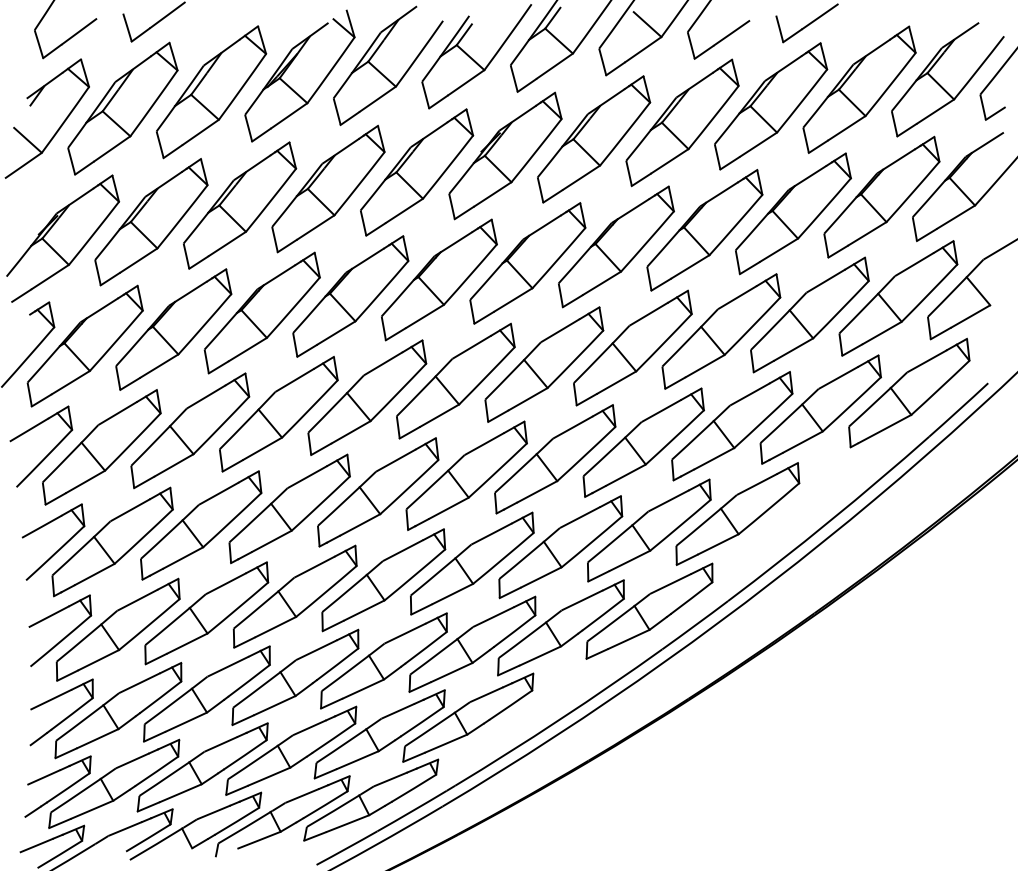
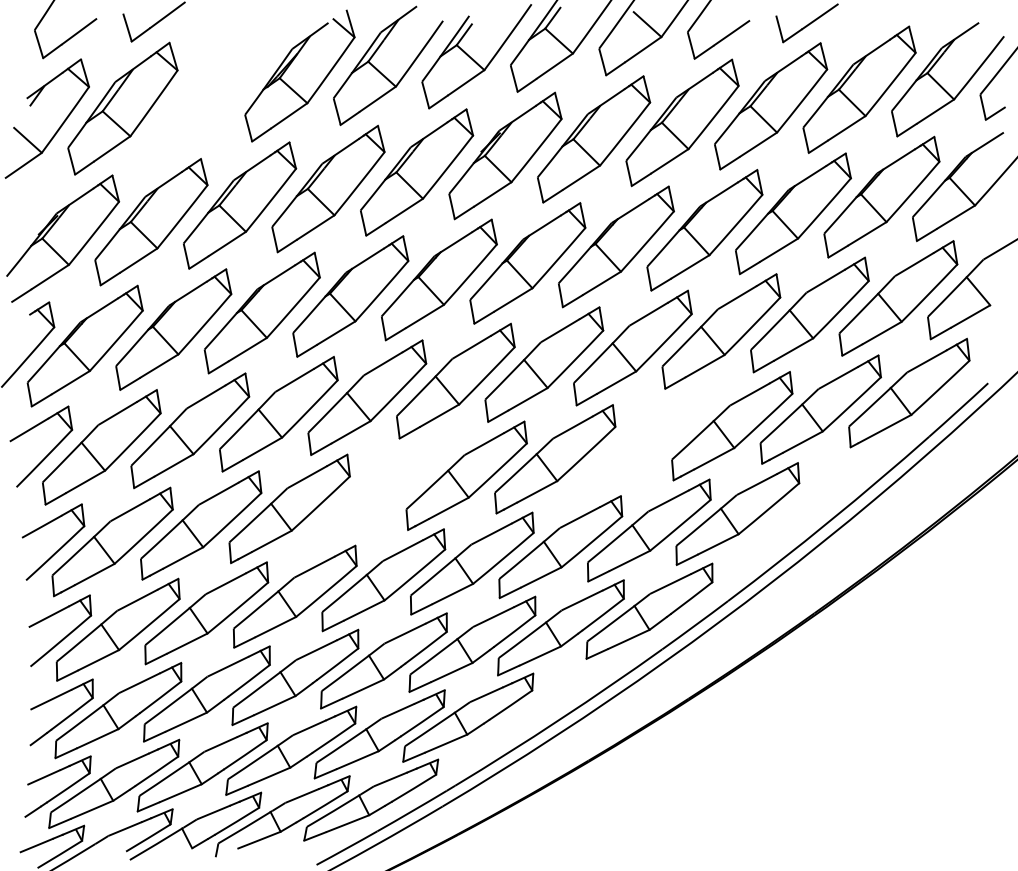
part: present -> none (211, 92)
part: present -> none (643, 442)
part: present -> none (378, 492)
